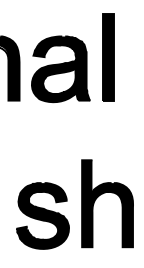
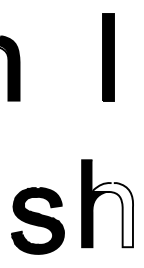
part: present -> none (60, 69)
part position: (42, 215) -> (37, 220) (37, 220)
fill: present -> none (112, 215)
